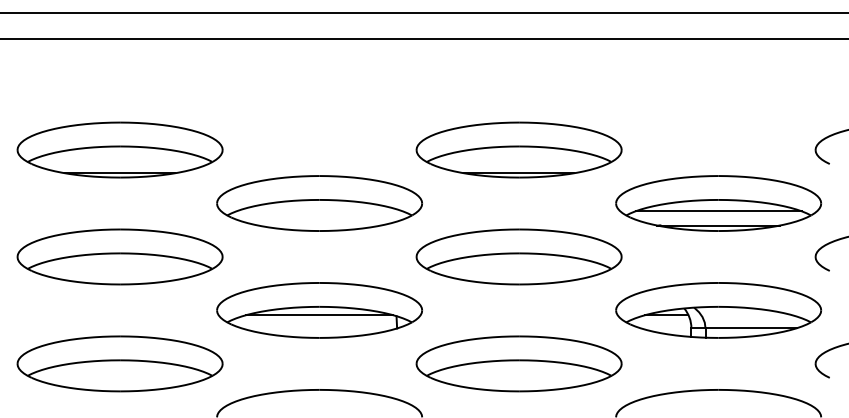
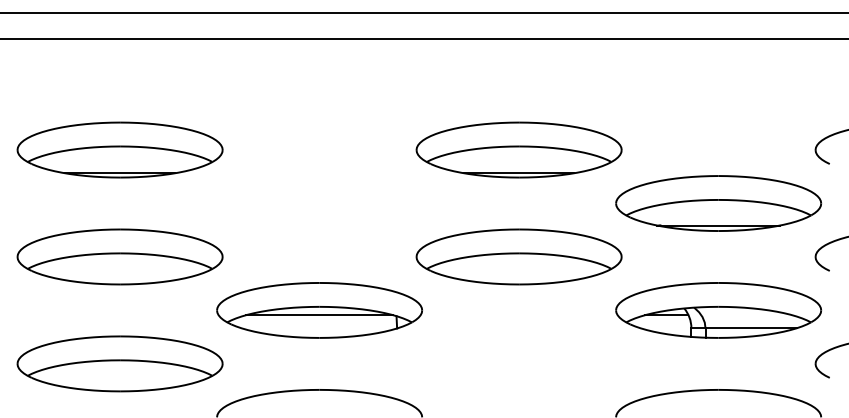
part: present -> none (319, 203)
line: present -> none (718, 211)
part: present -> none (518, 363)
